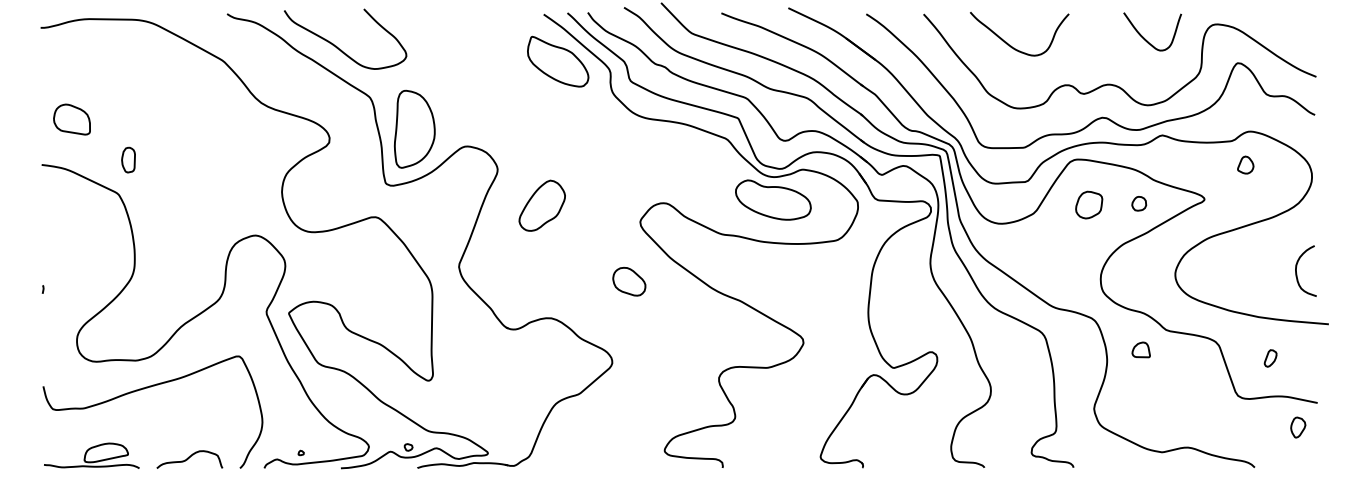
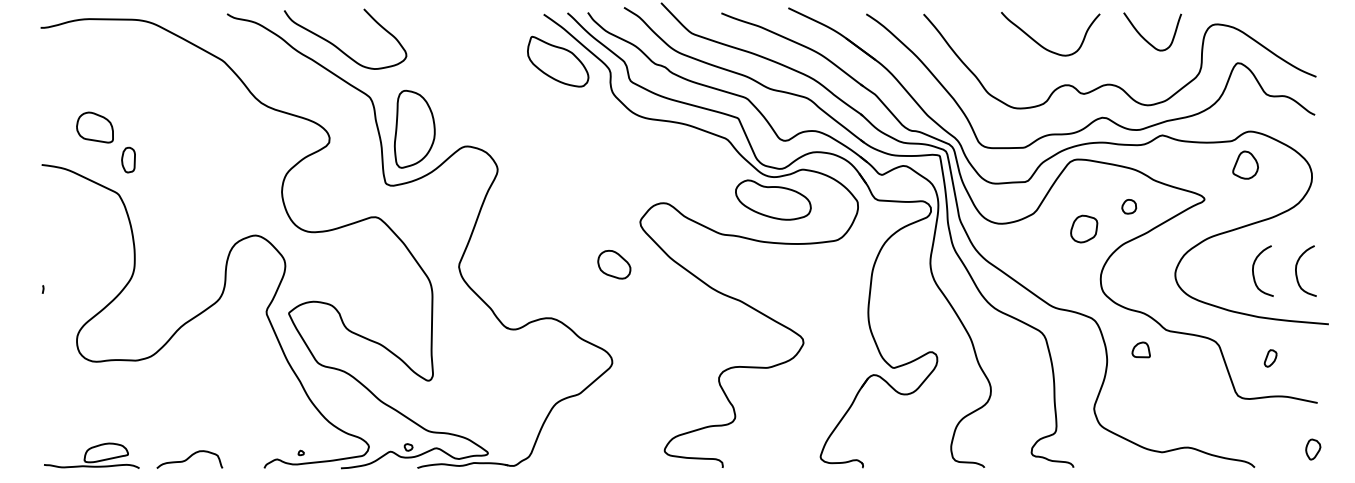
curve position: (1011, 45) -> (1042, 45) (1042, 45)
part position: (71, 119) -> (94, 127) (94, 127)
part size: 18x20 px -> 27x30 px (1245, 164)
part position: (1139, 203) -> (1129, 206) (1129, 206)
part position: (1089, 204) -> (1084, 228) (1084, 228)
part: present -> none (541, 205)
curve: none -> present (1254, 273)
part position: (629, 281) -> (614, 264) (614, 264)
curve: present -> none (144, 389)
part position: (1298, 427) -> (1313, 449) (1313, 449)
